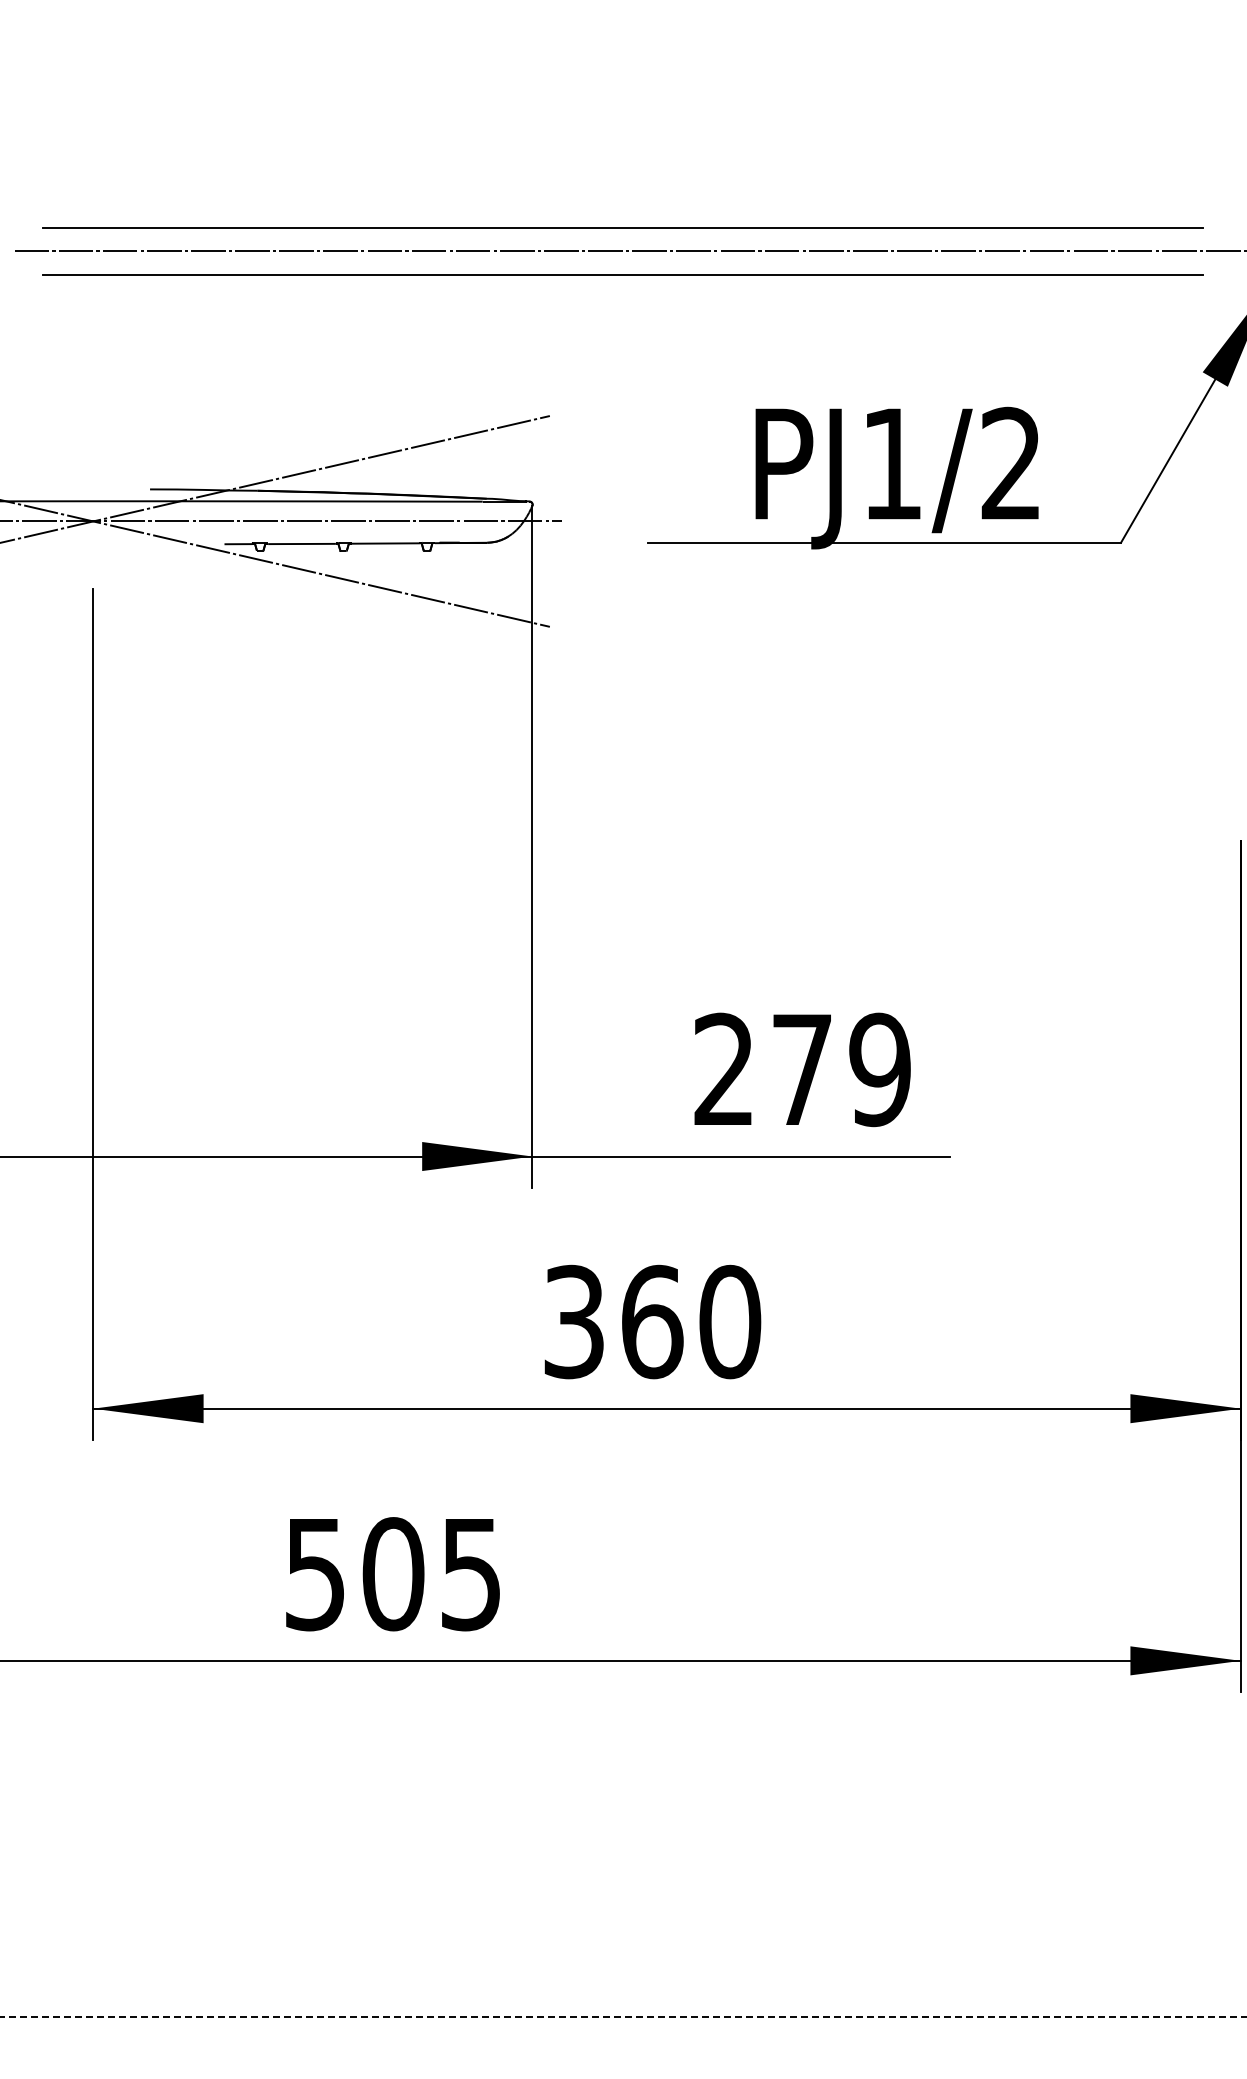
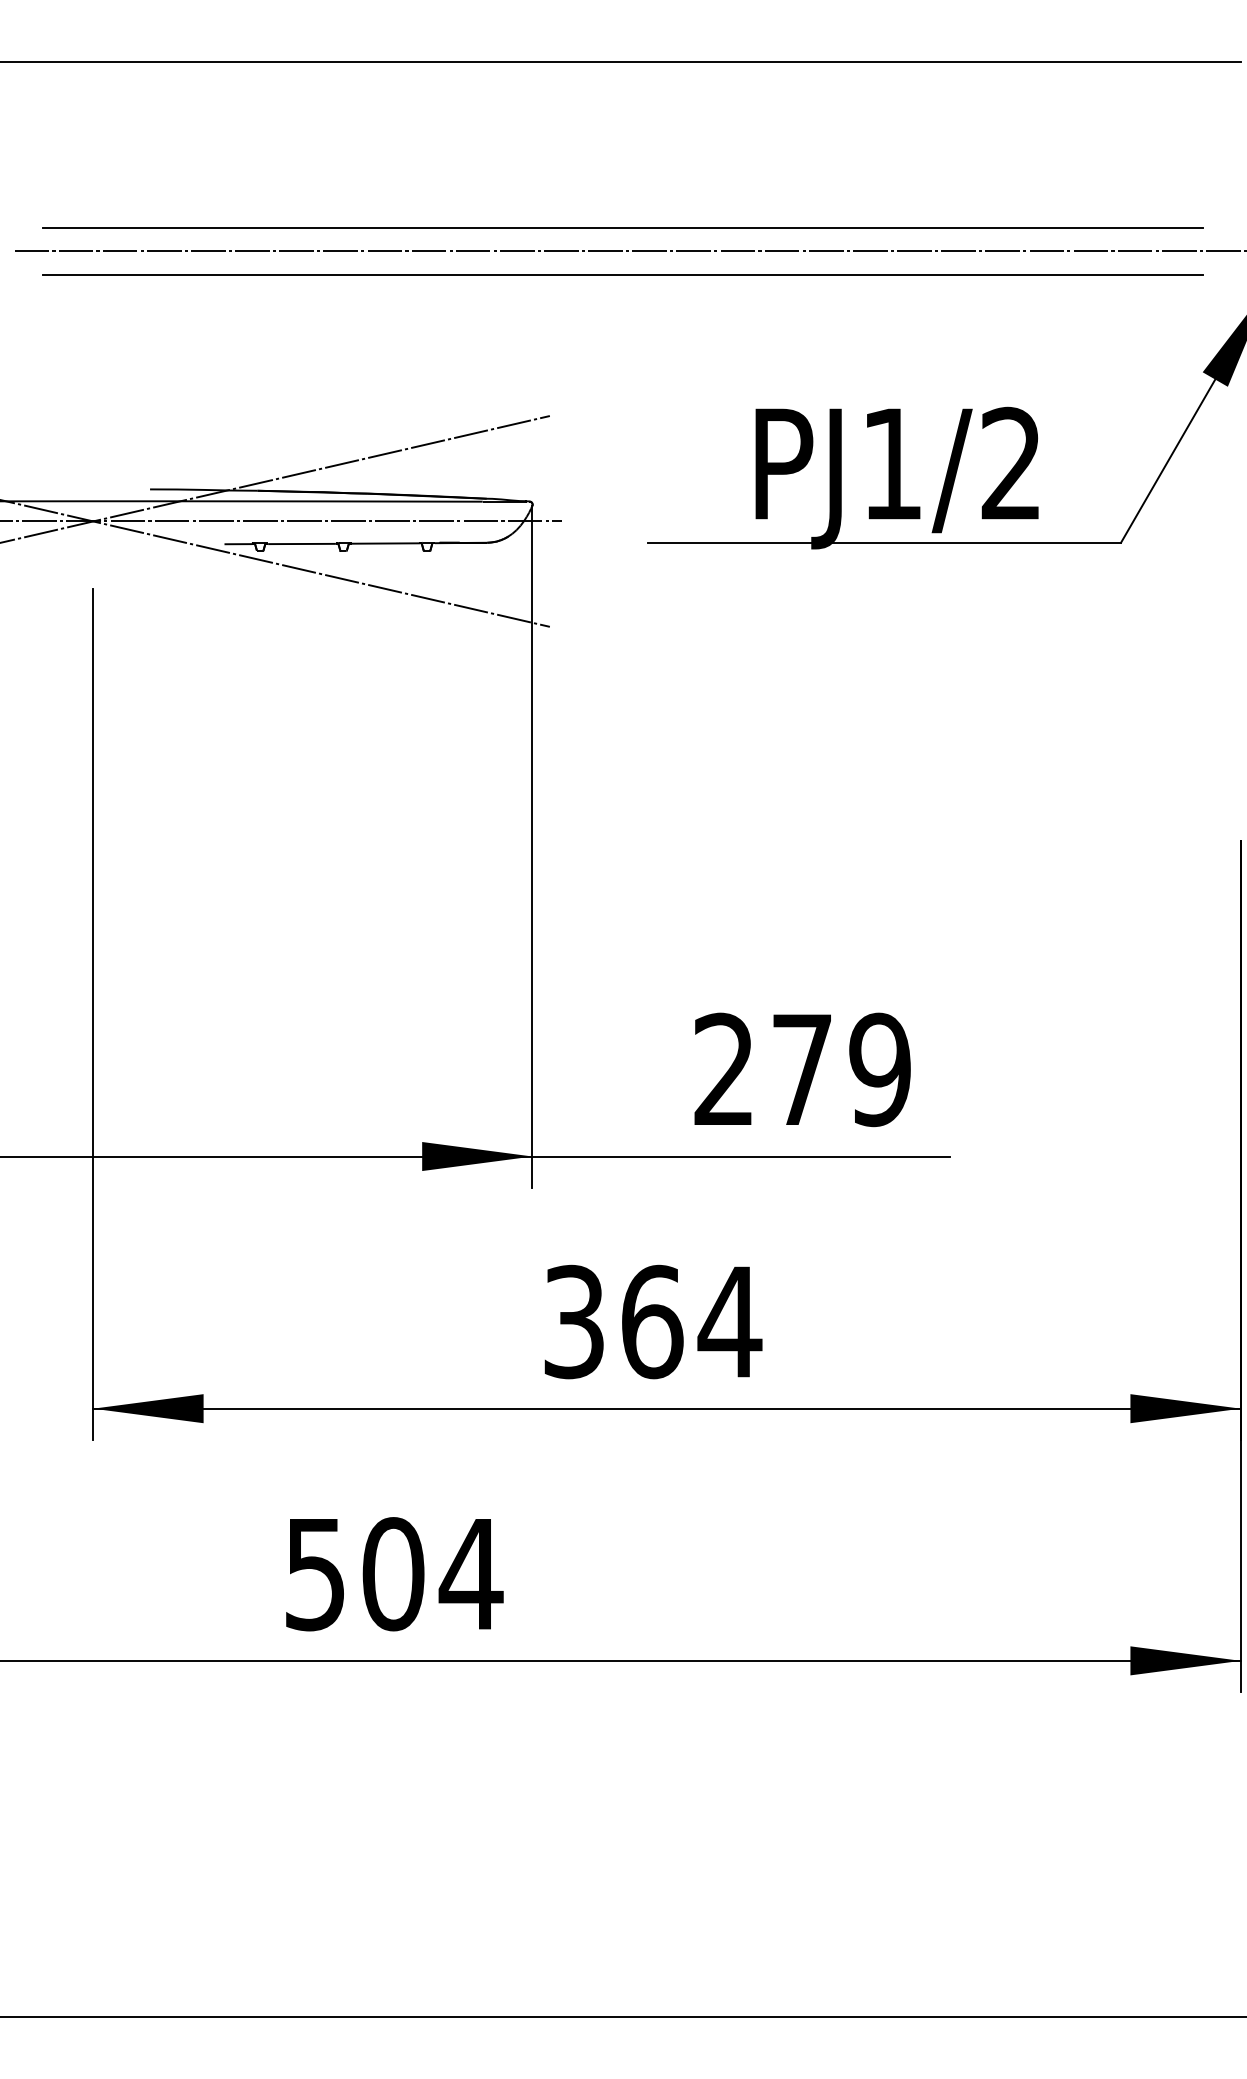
line: none -> present (621, 62)
text: 360 -> 364 (729, 1321)
text: 505 -> 504 (470, 1575)
line: dashed -> solid (623, 2016)
